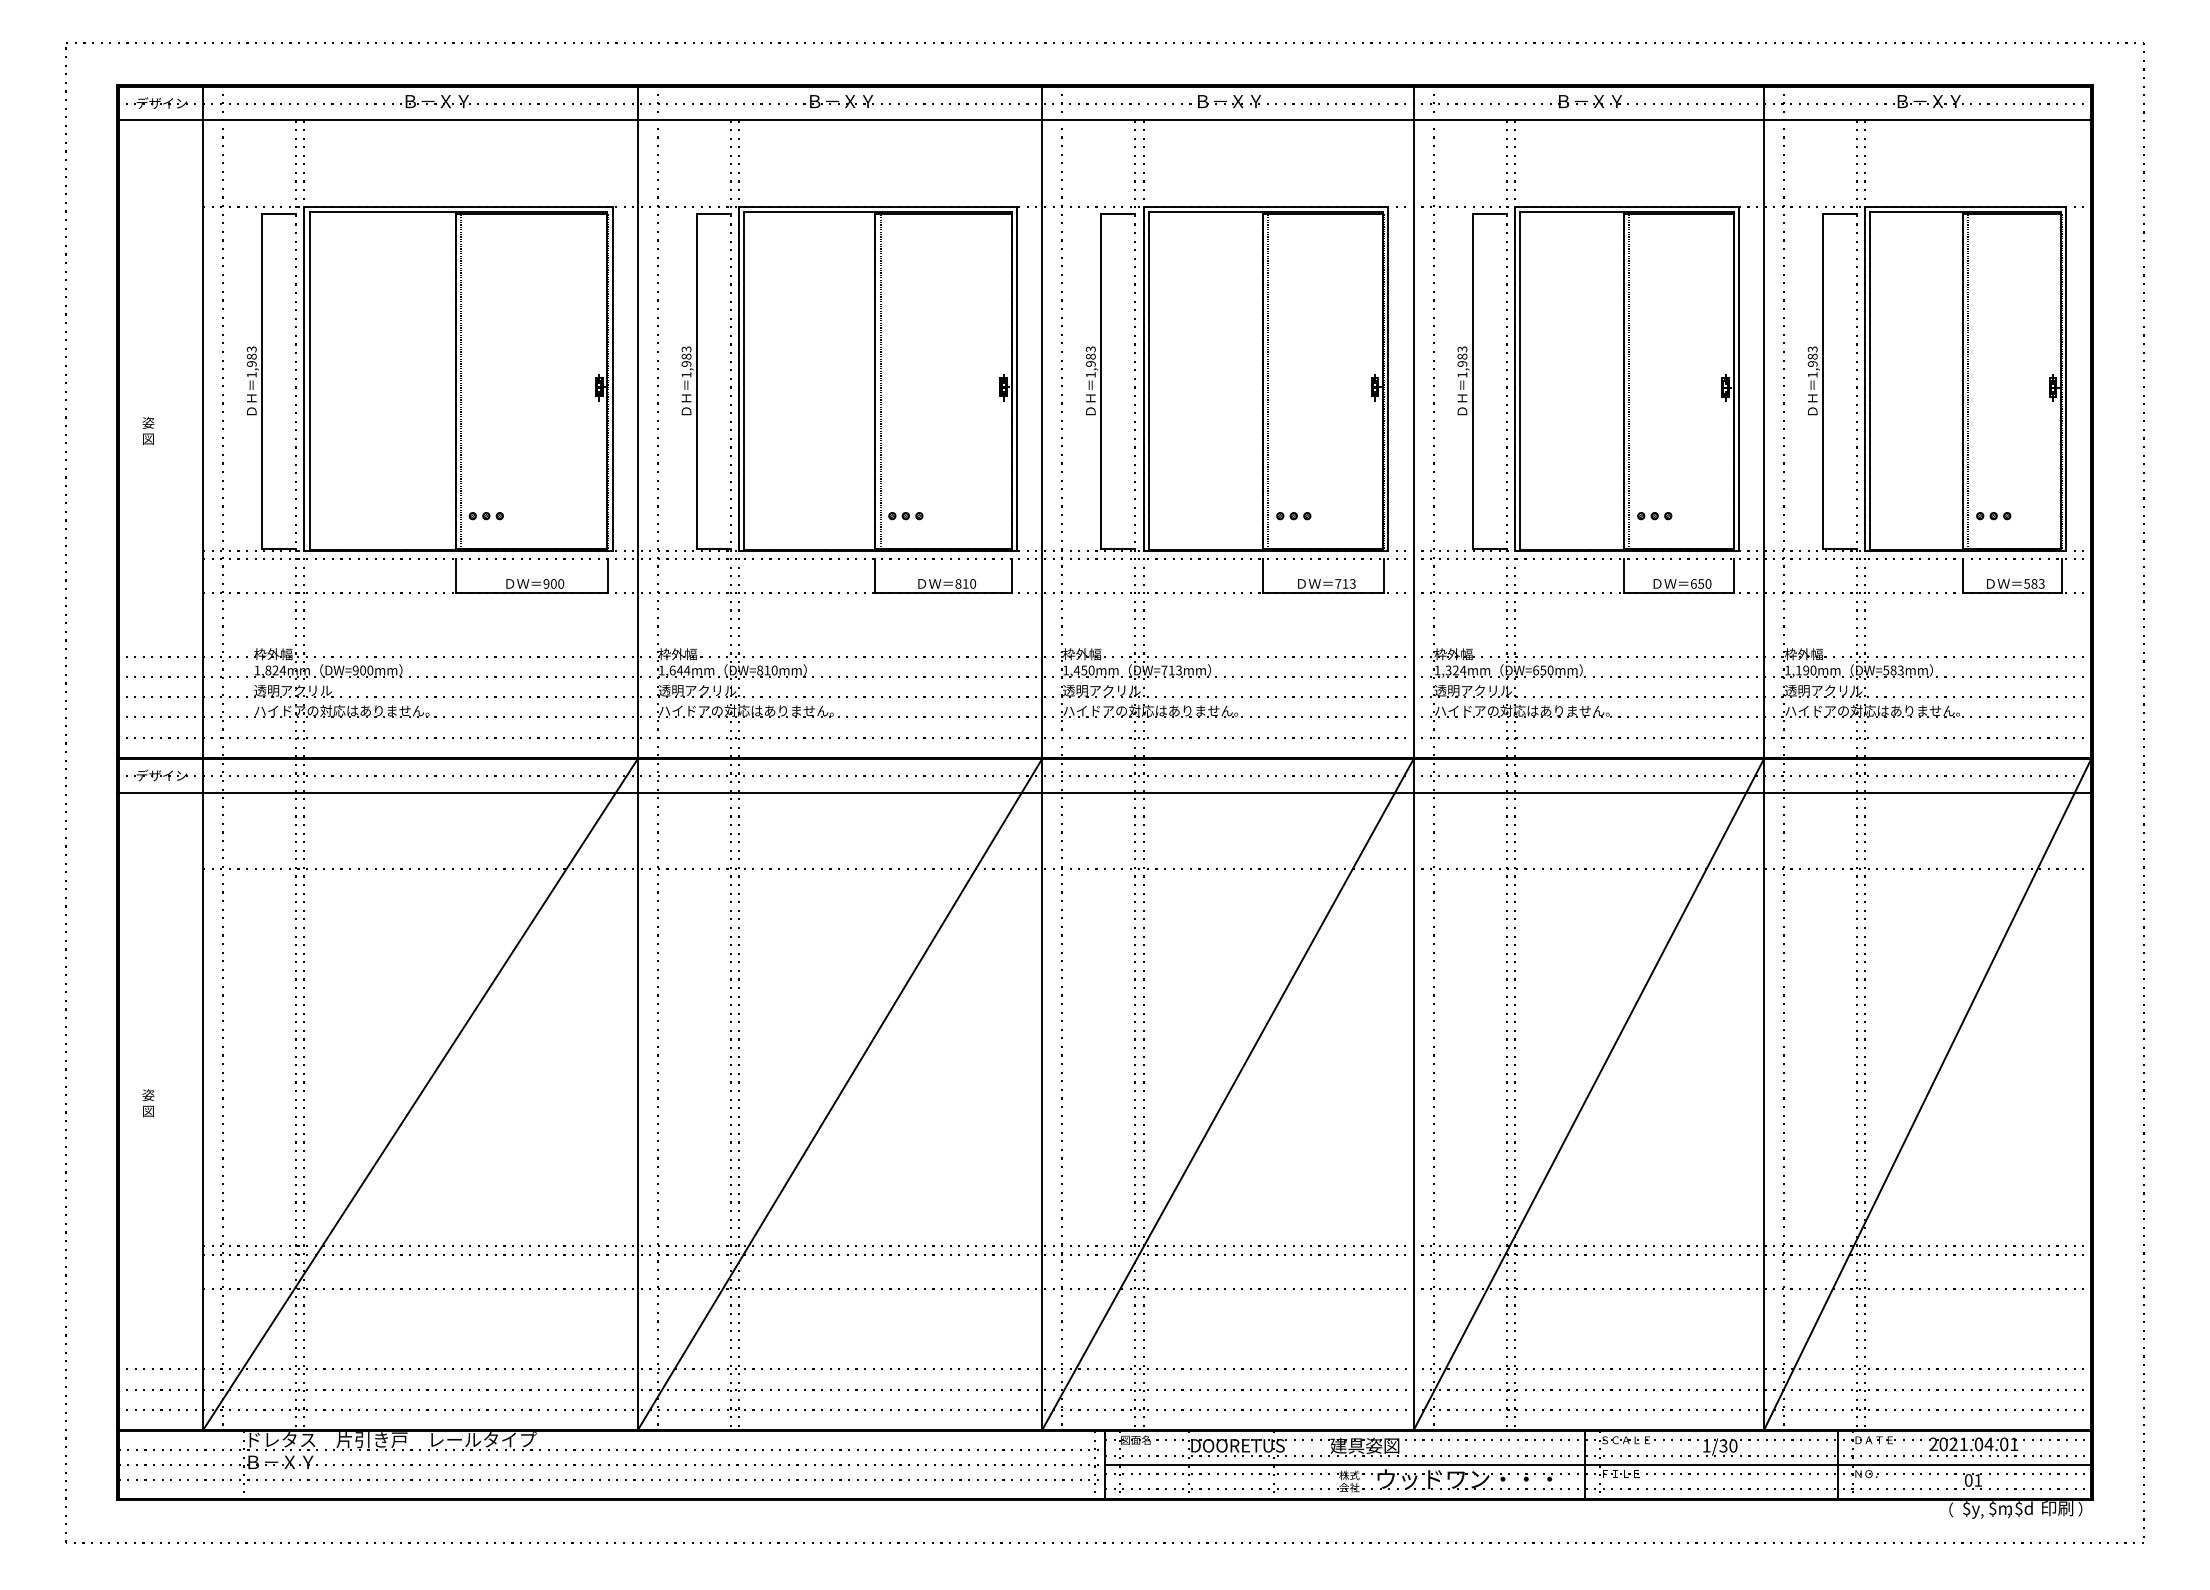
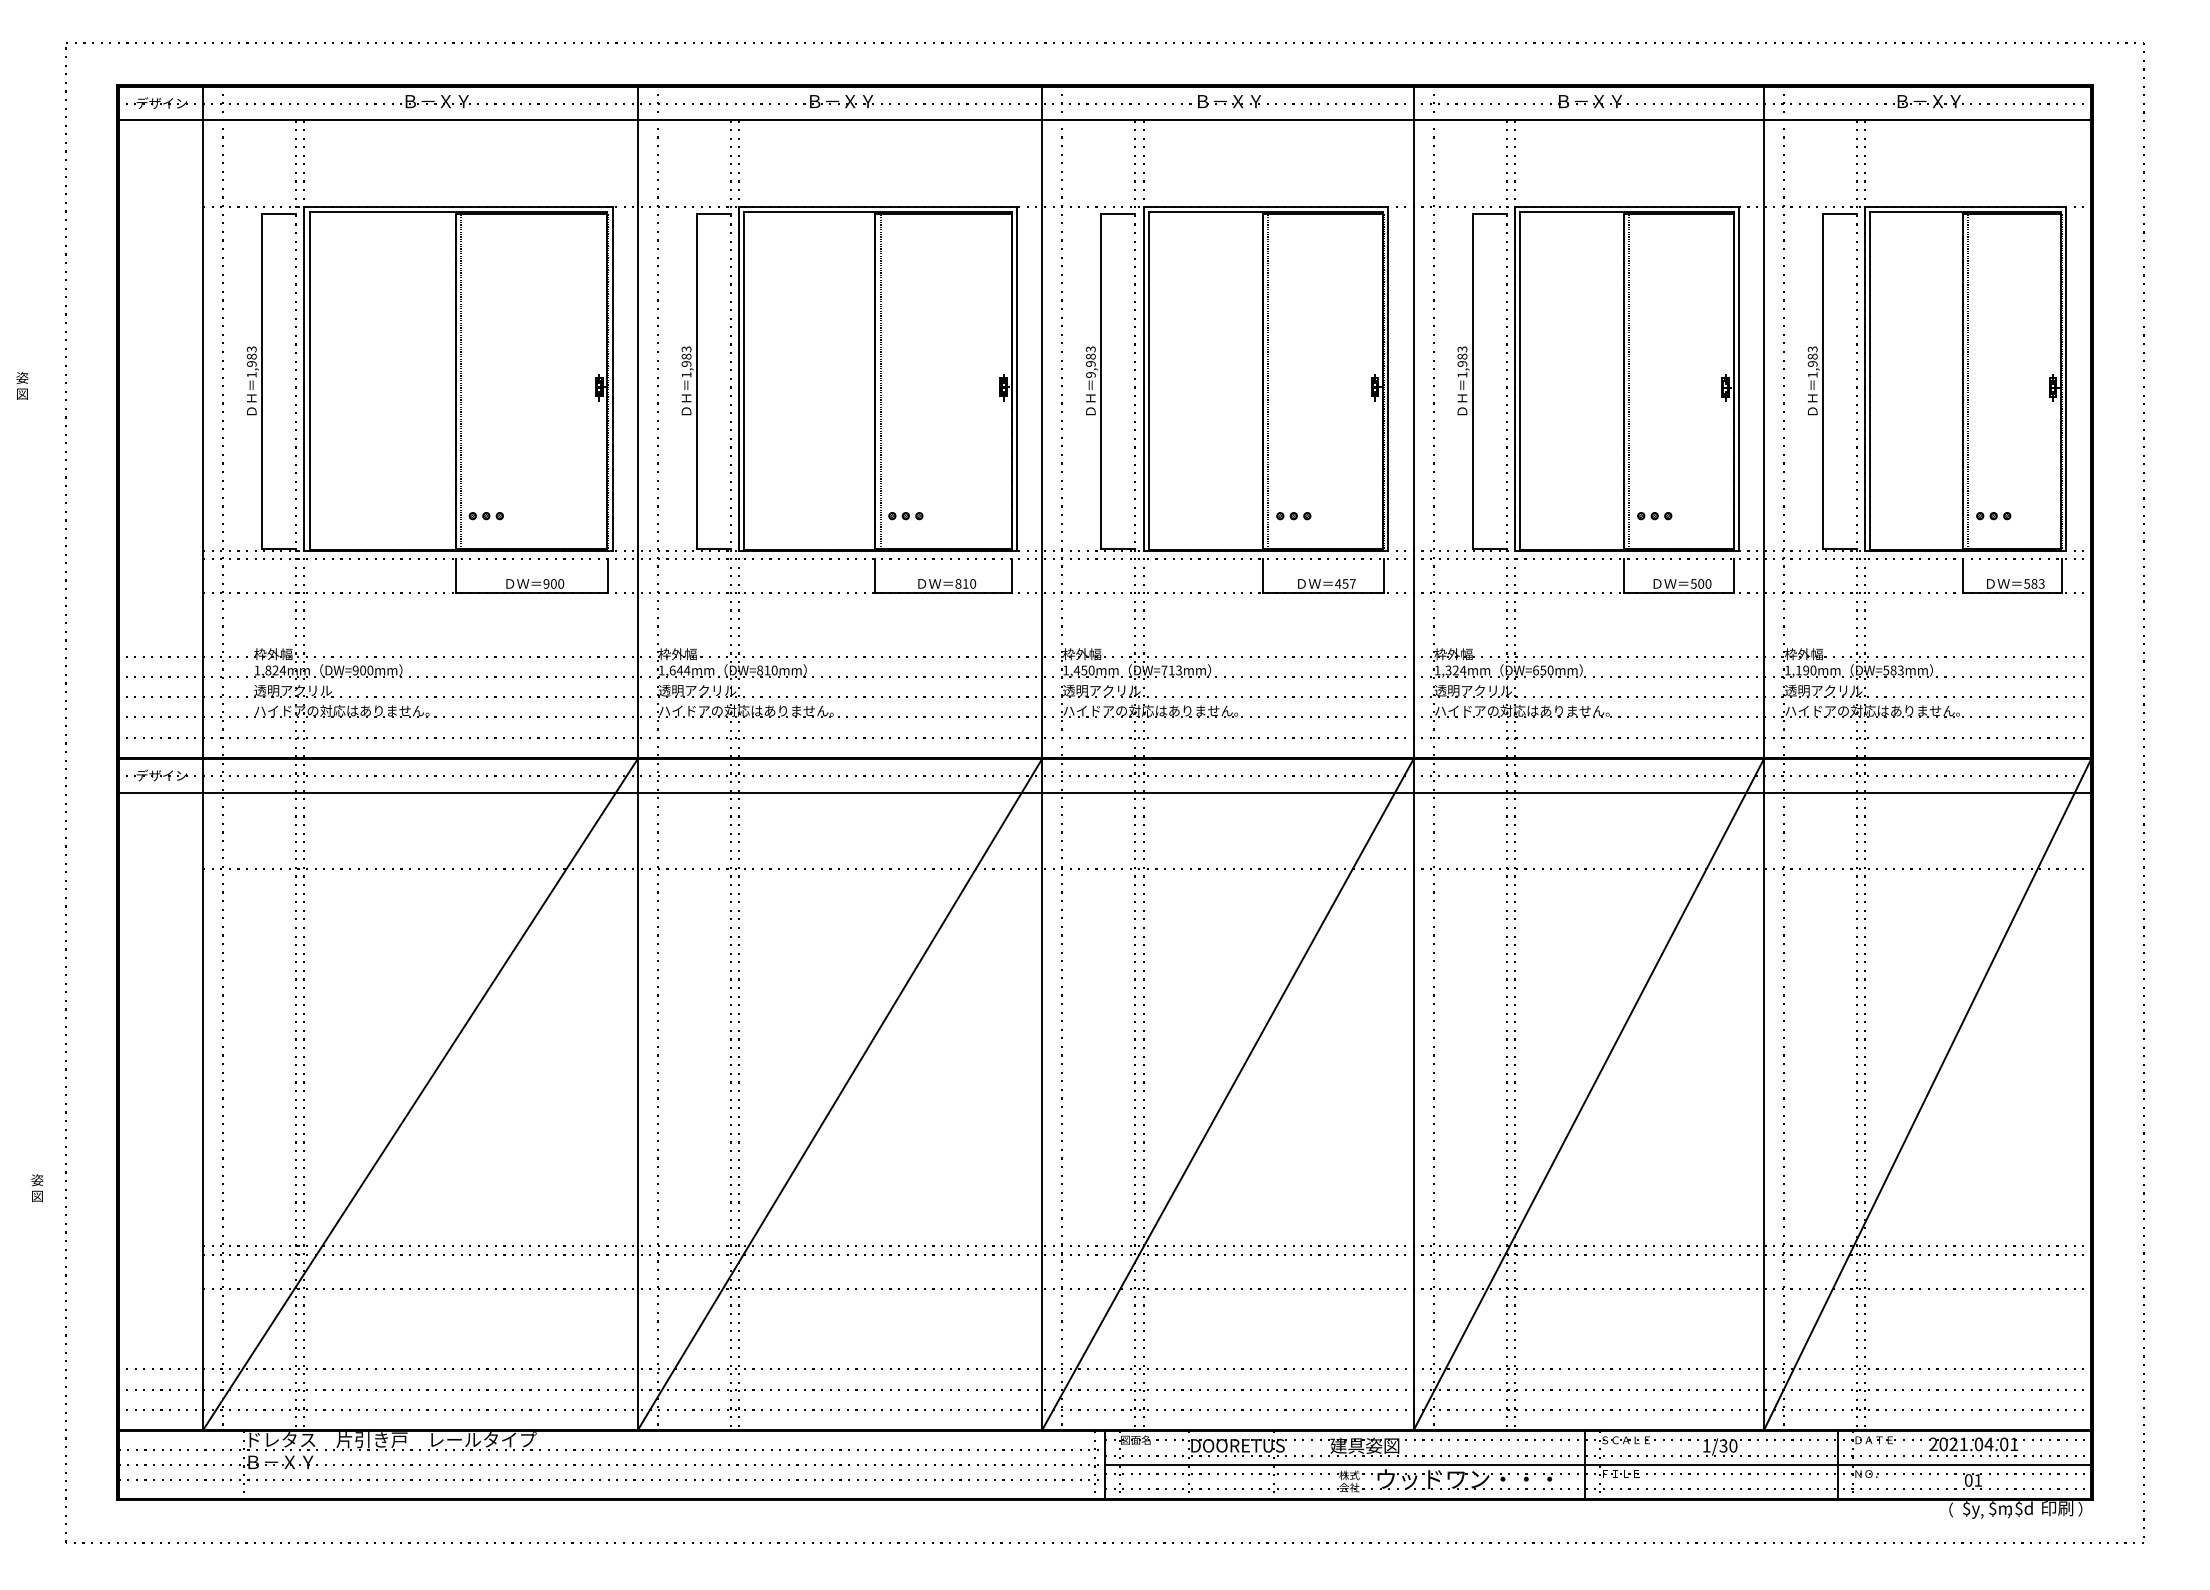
text: 1,983 -> 9,983 (1090, 374)
text position: (148, 430) -> (22, 385) (22, 385)
text: 713 -> 457 (1345, 583)
text: 650 -> 500 (1697, 583)
text position: (148, 1103) -> (37, 1188) (37, 1188)
